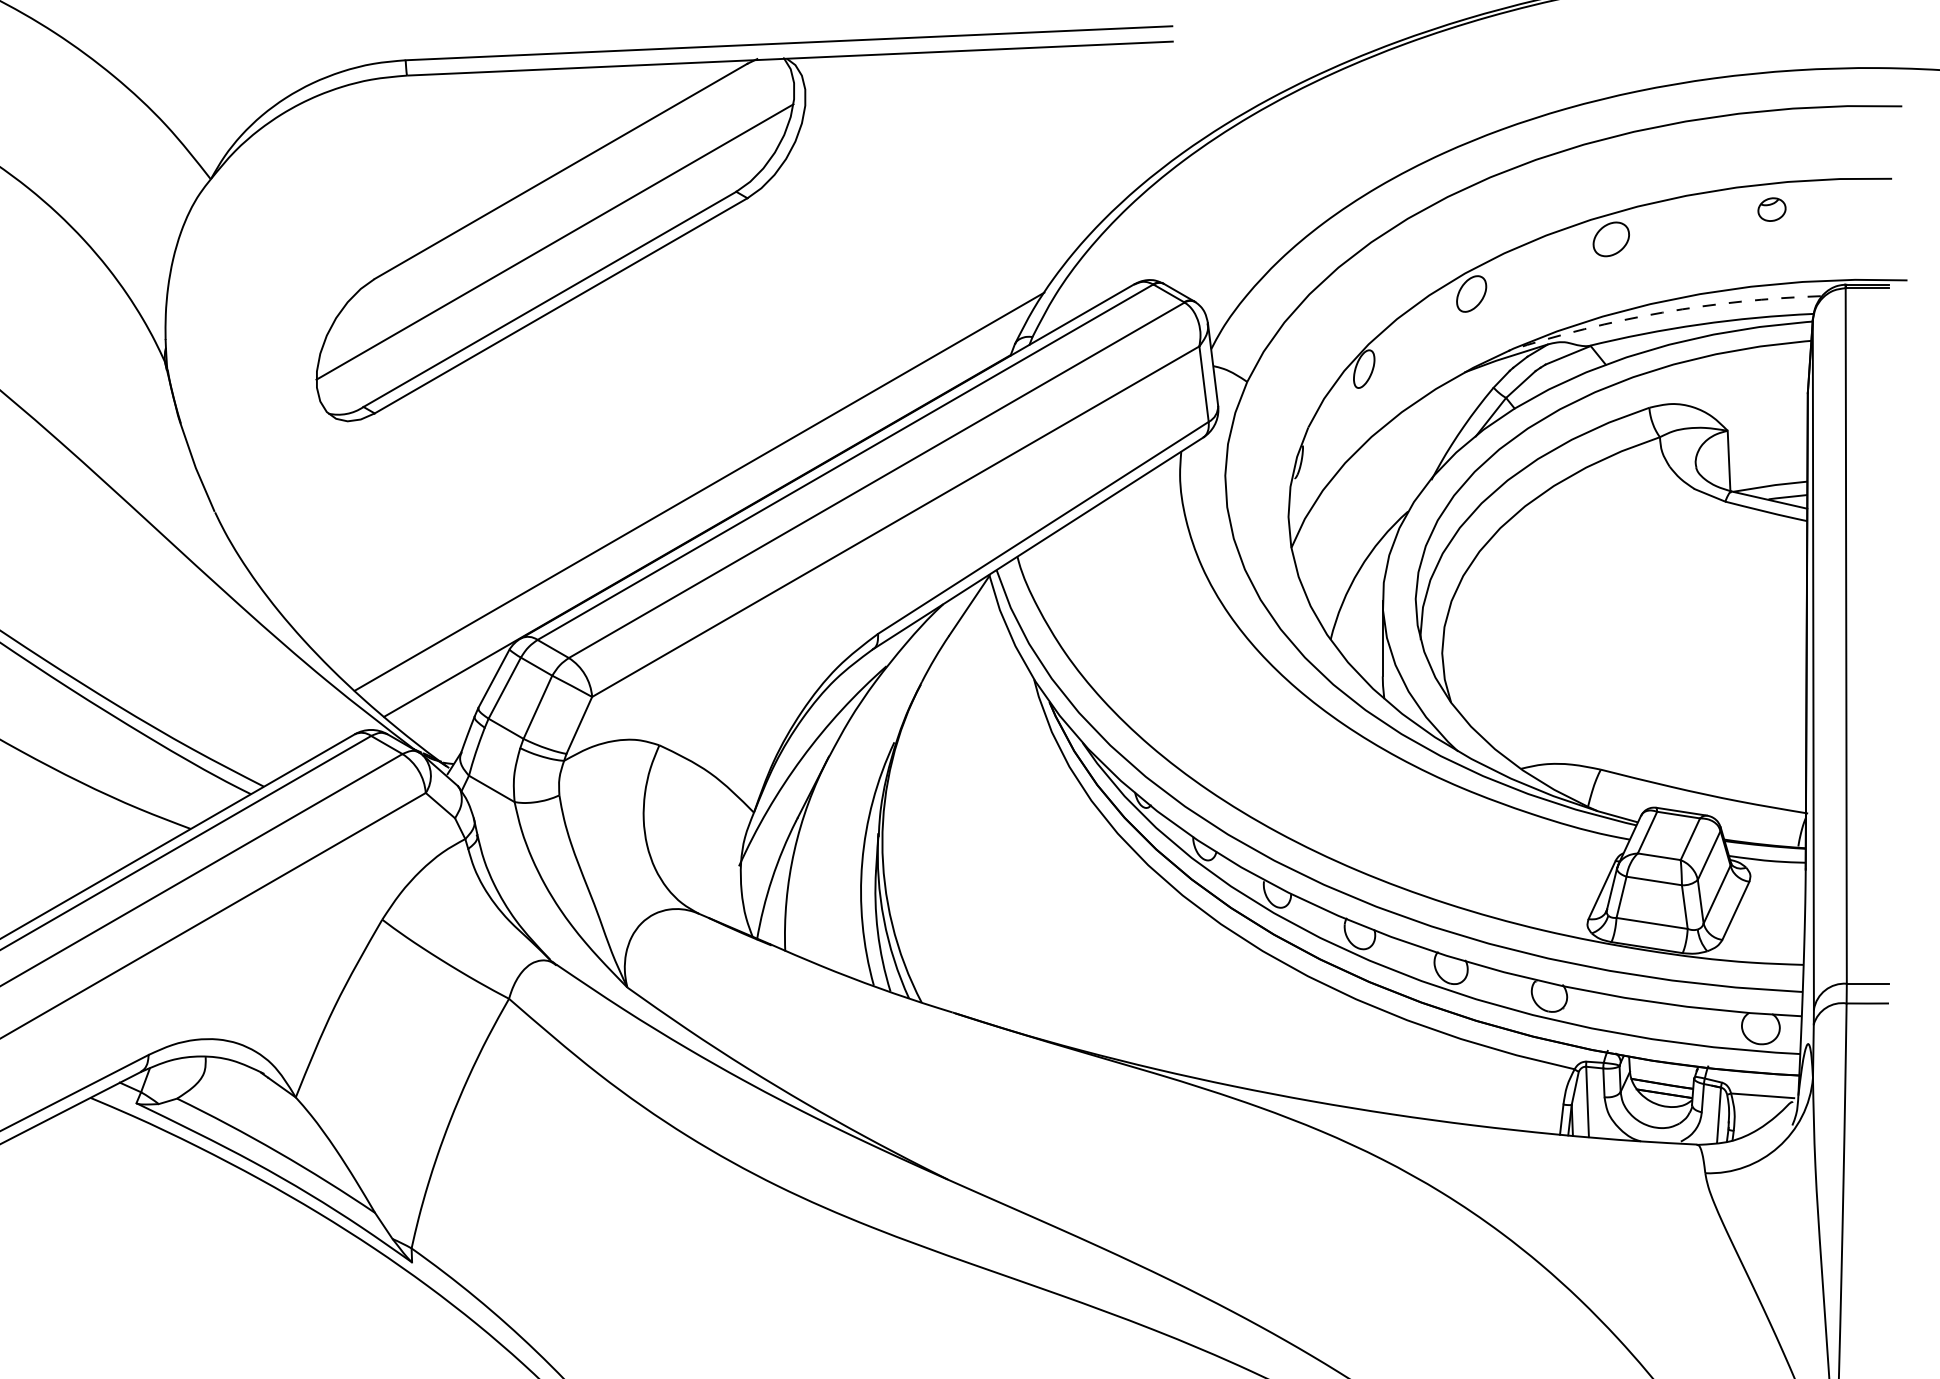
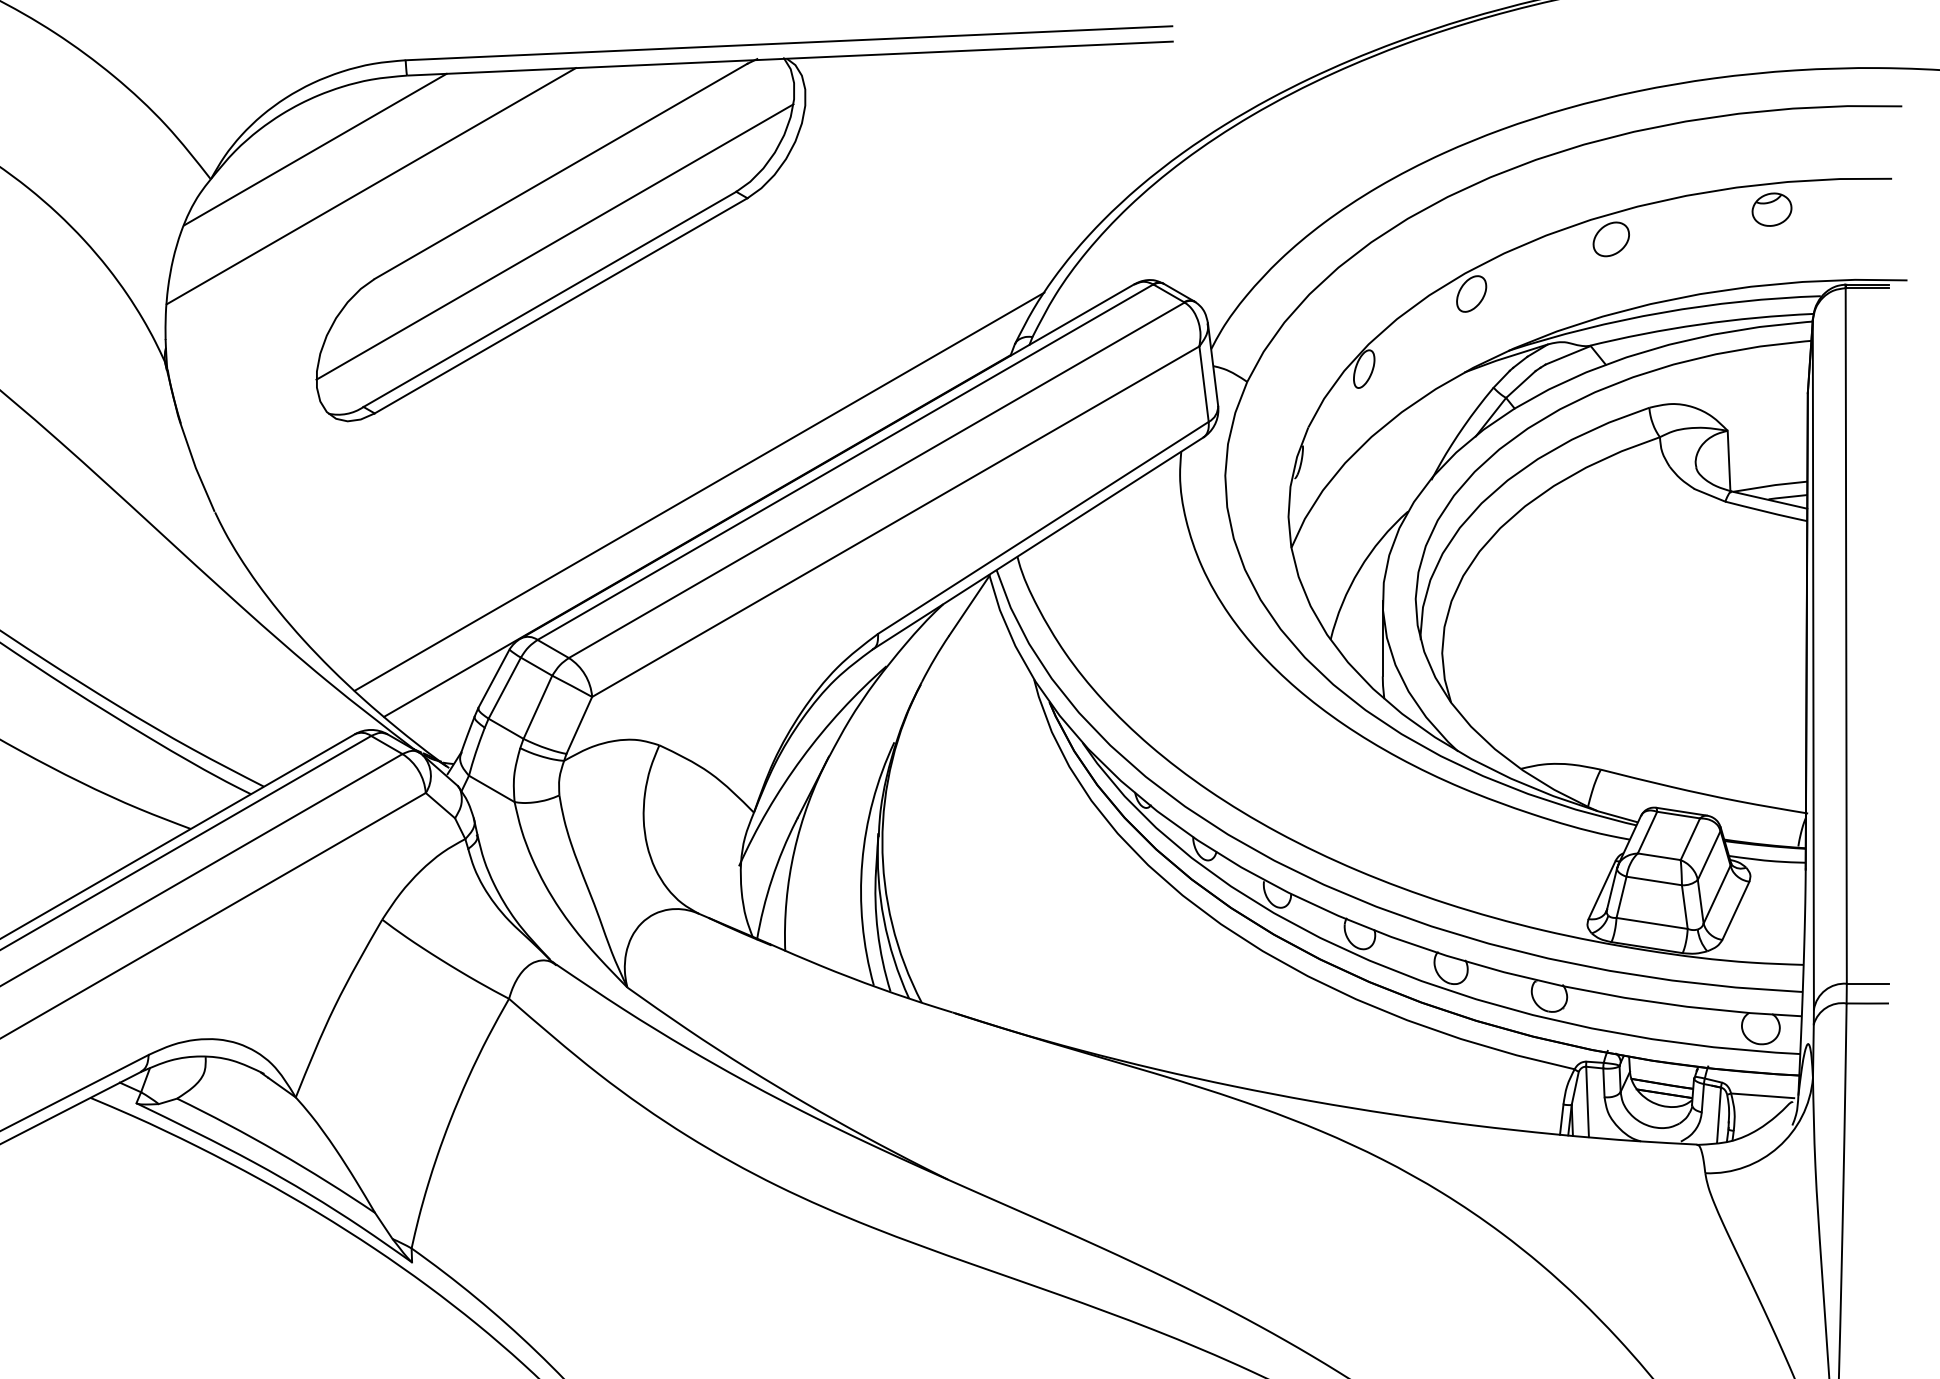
line: none -> present (315, 149)
line: none -> present (370, 186)
part size: 30x25 px -> 42x35 px (1771, 209)
arc: dashed -> solid (1662, 312)
